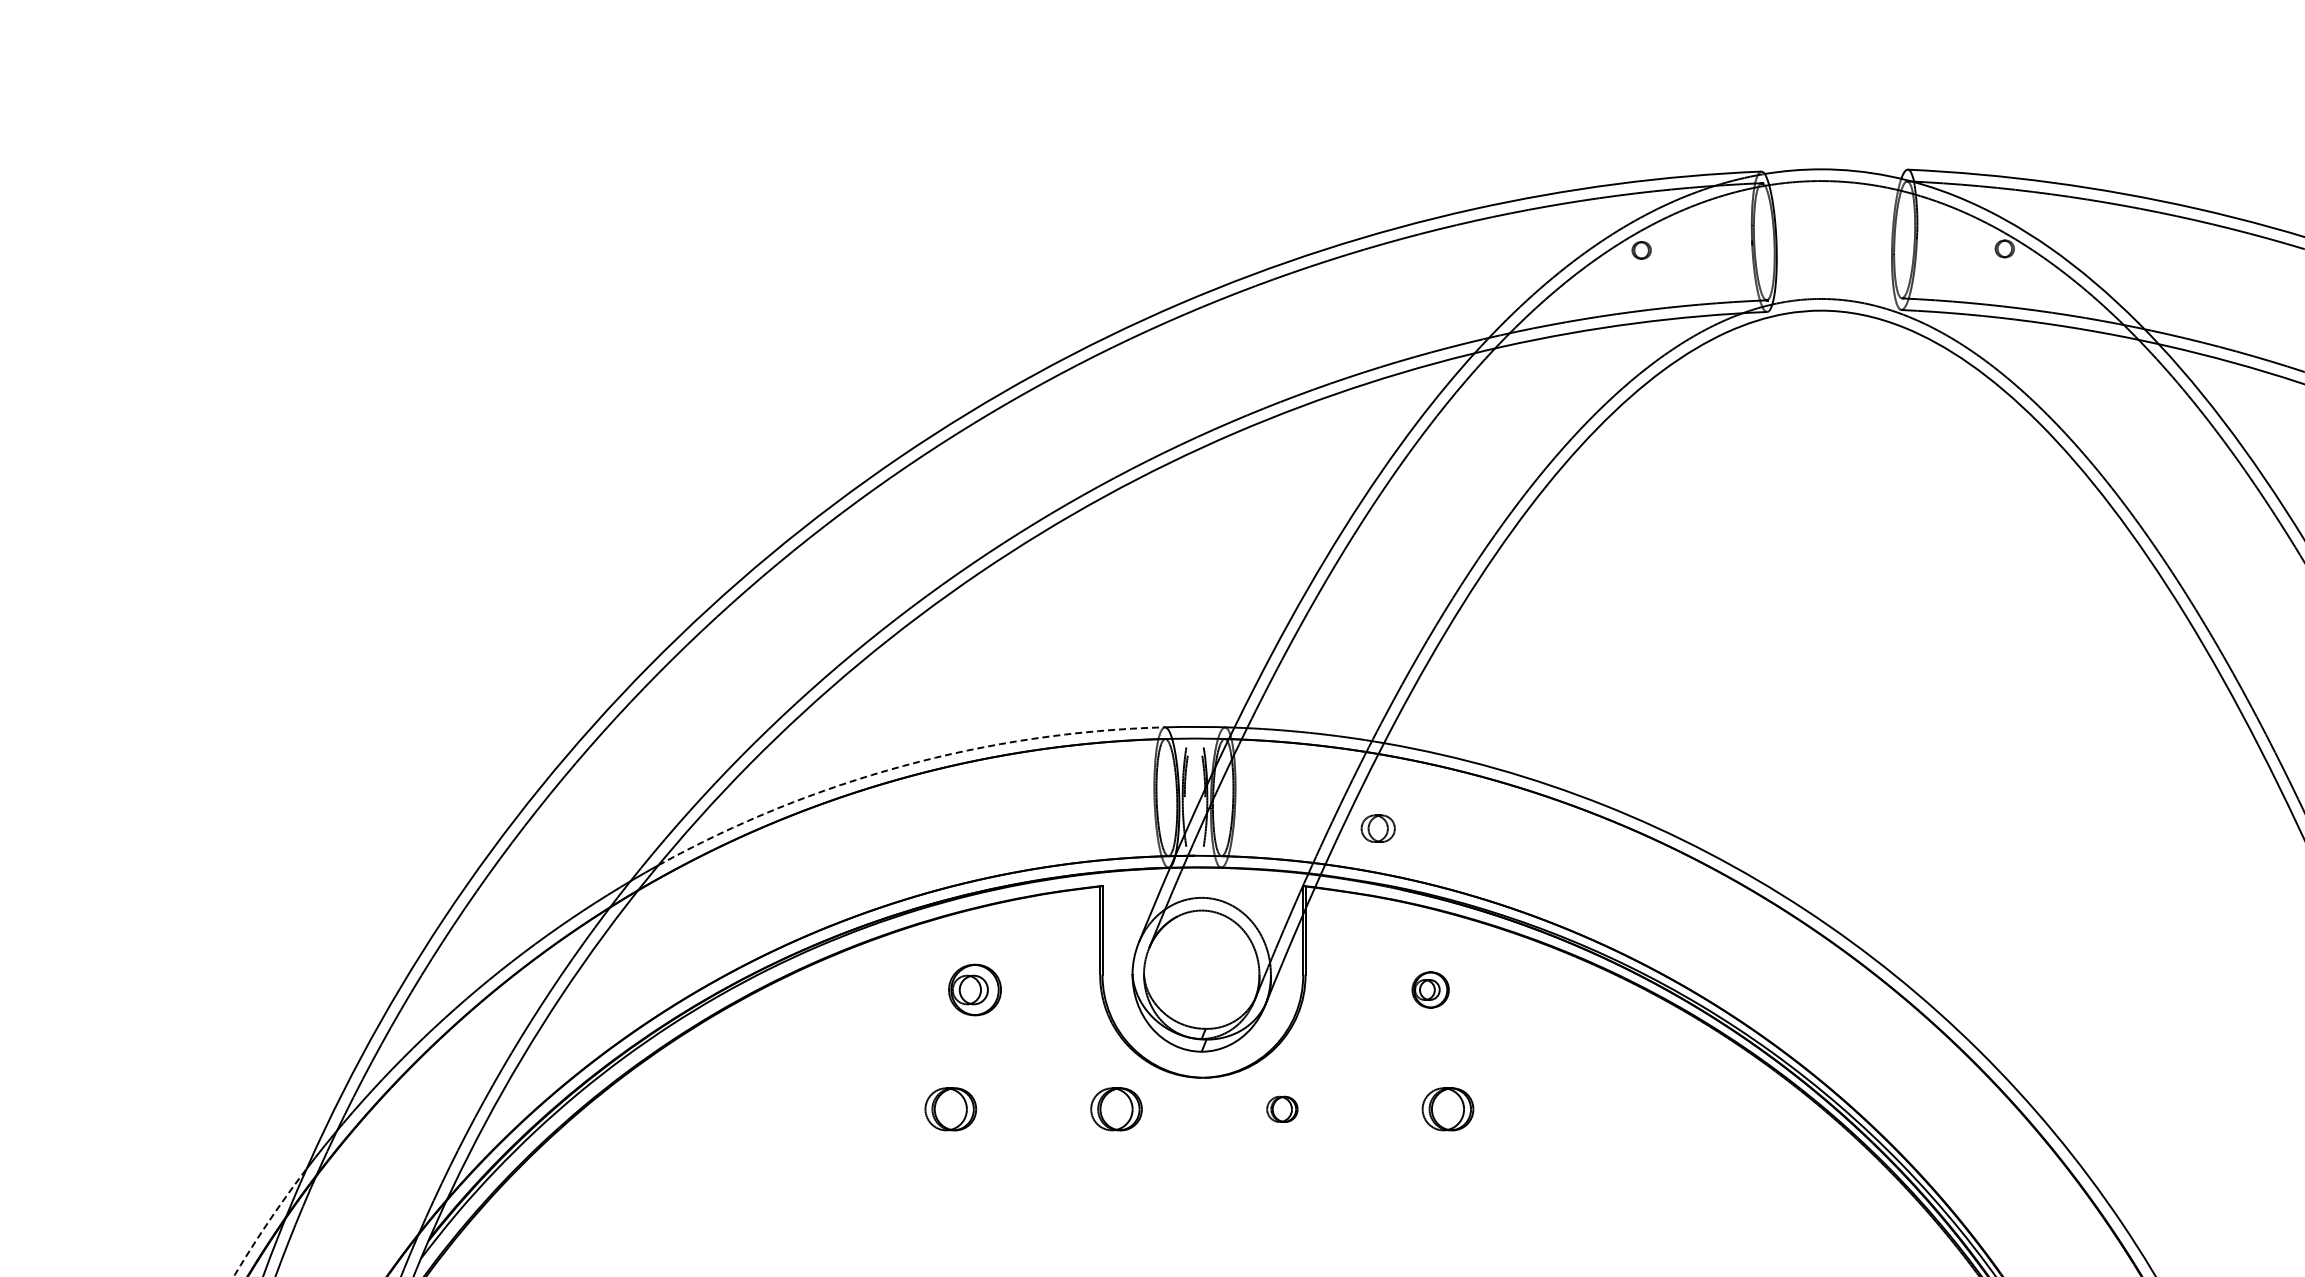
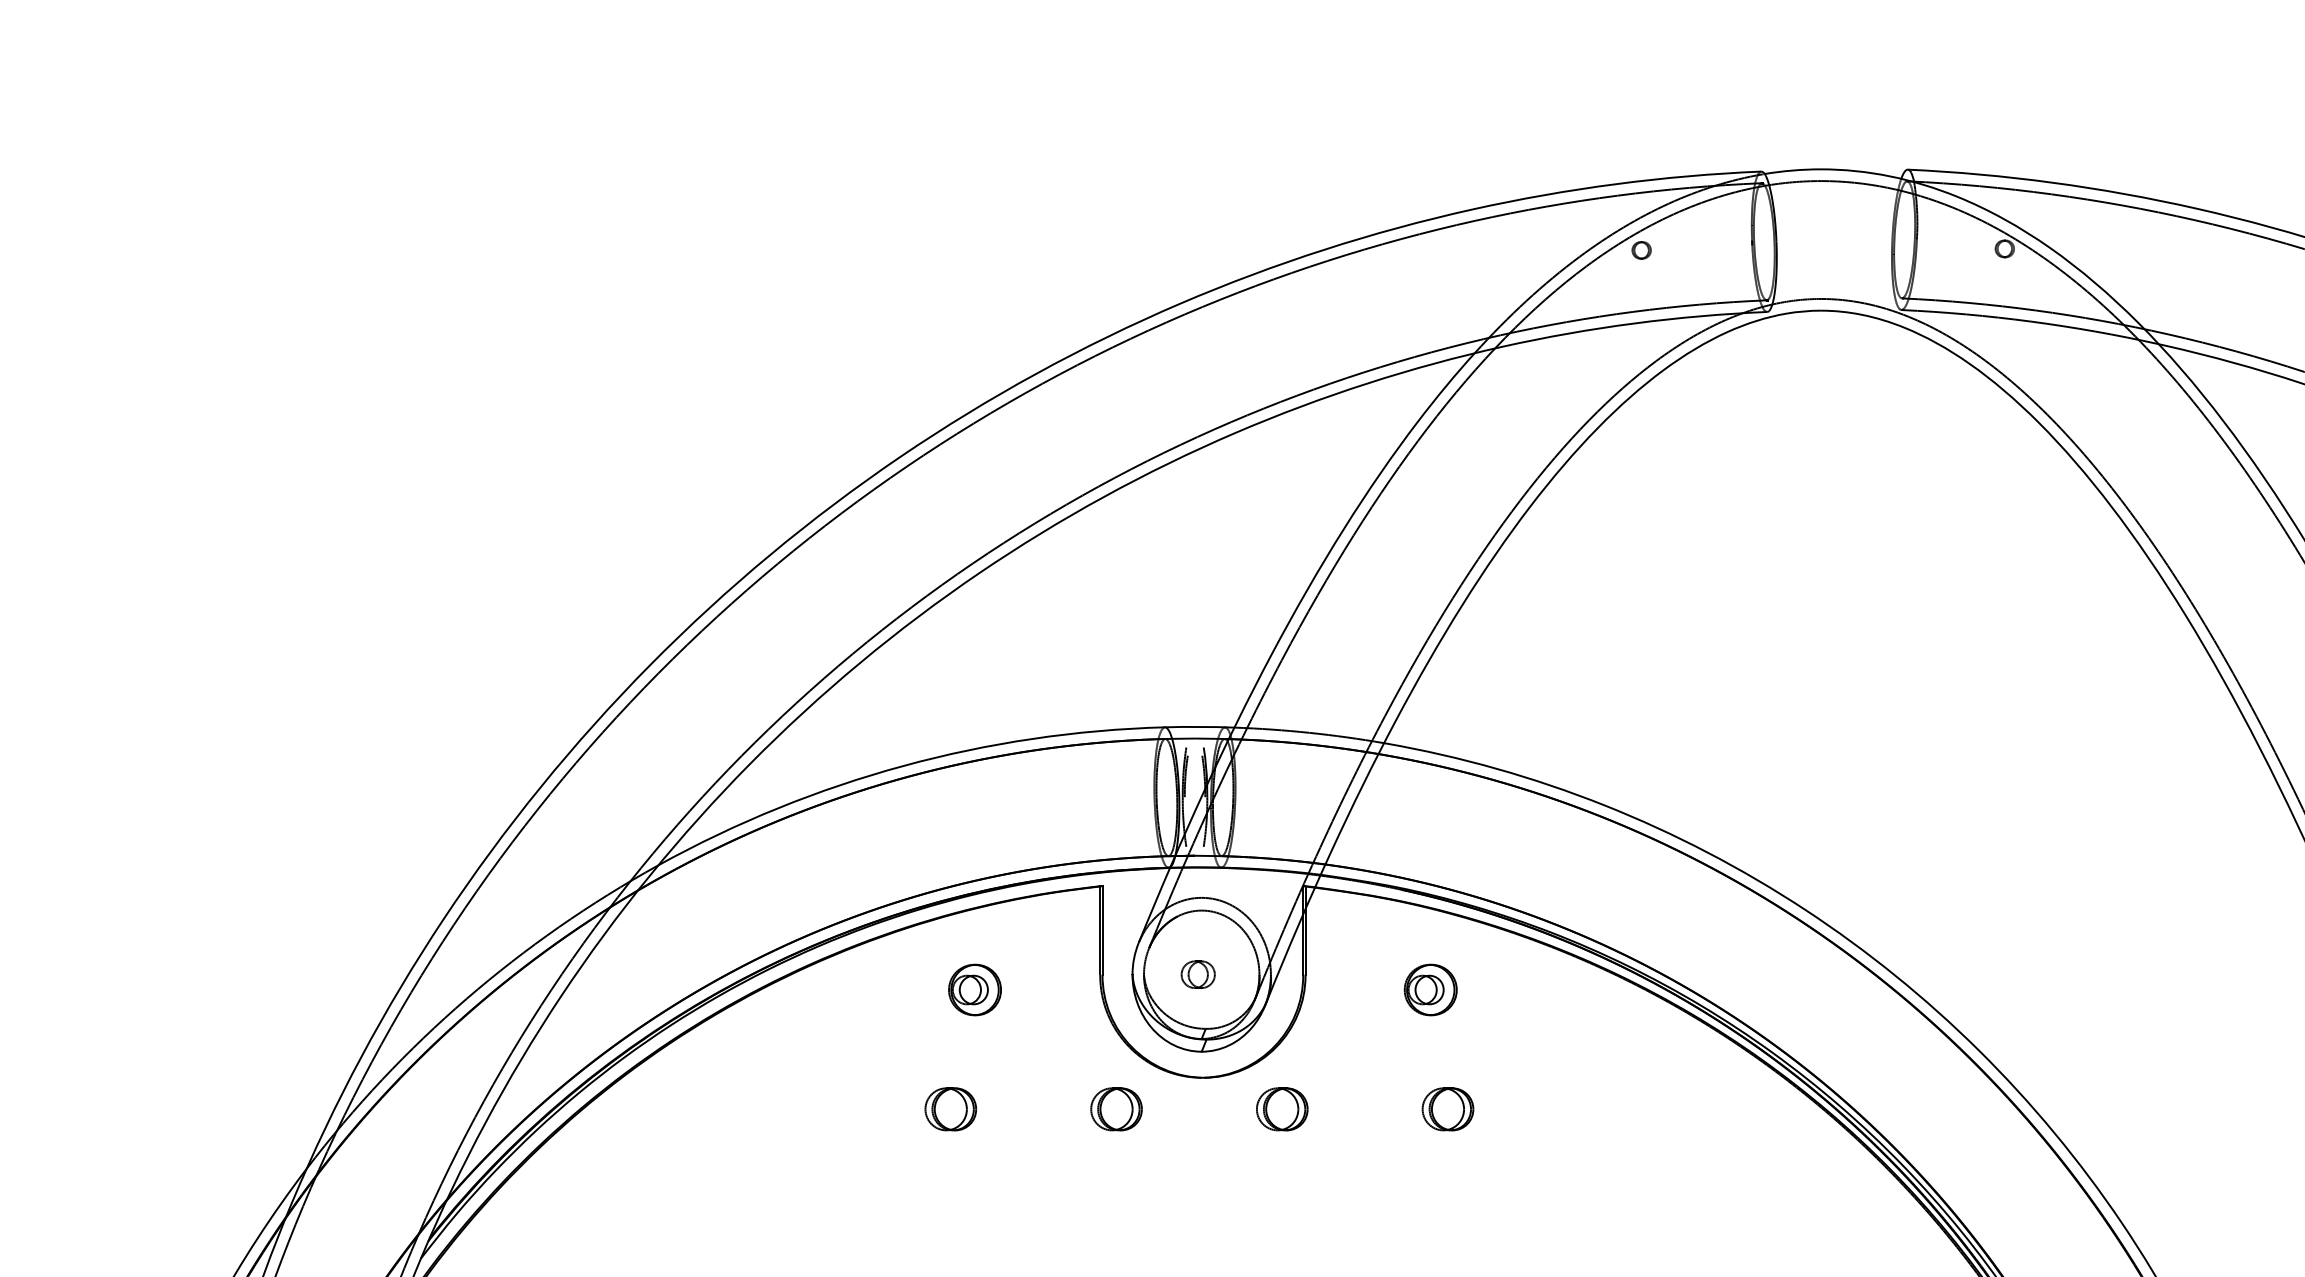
arc: dashed -> solid (903, 765)
part position: (1377, 828) -> (1197, 974) (1197, 974)
part size: 39x38 px -> 55x54 px (1430, 989)
part size: 33x28 px -> 53x45 px (1282, 1109)
arc: dashed -> solid (268, 1222)
